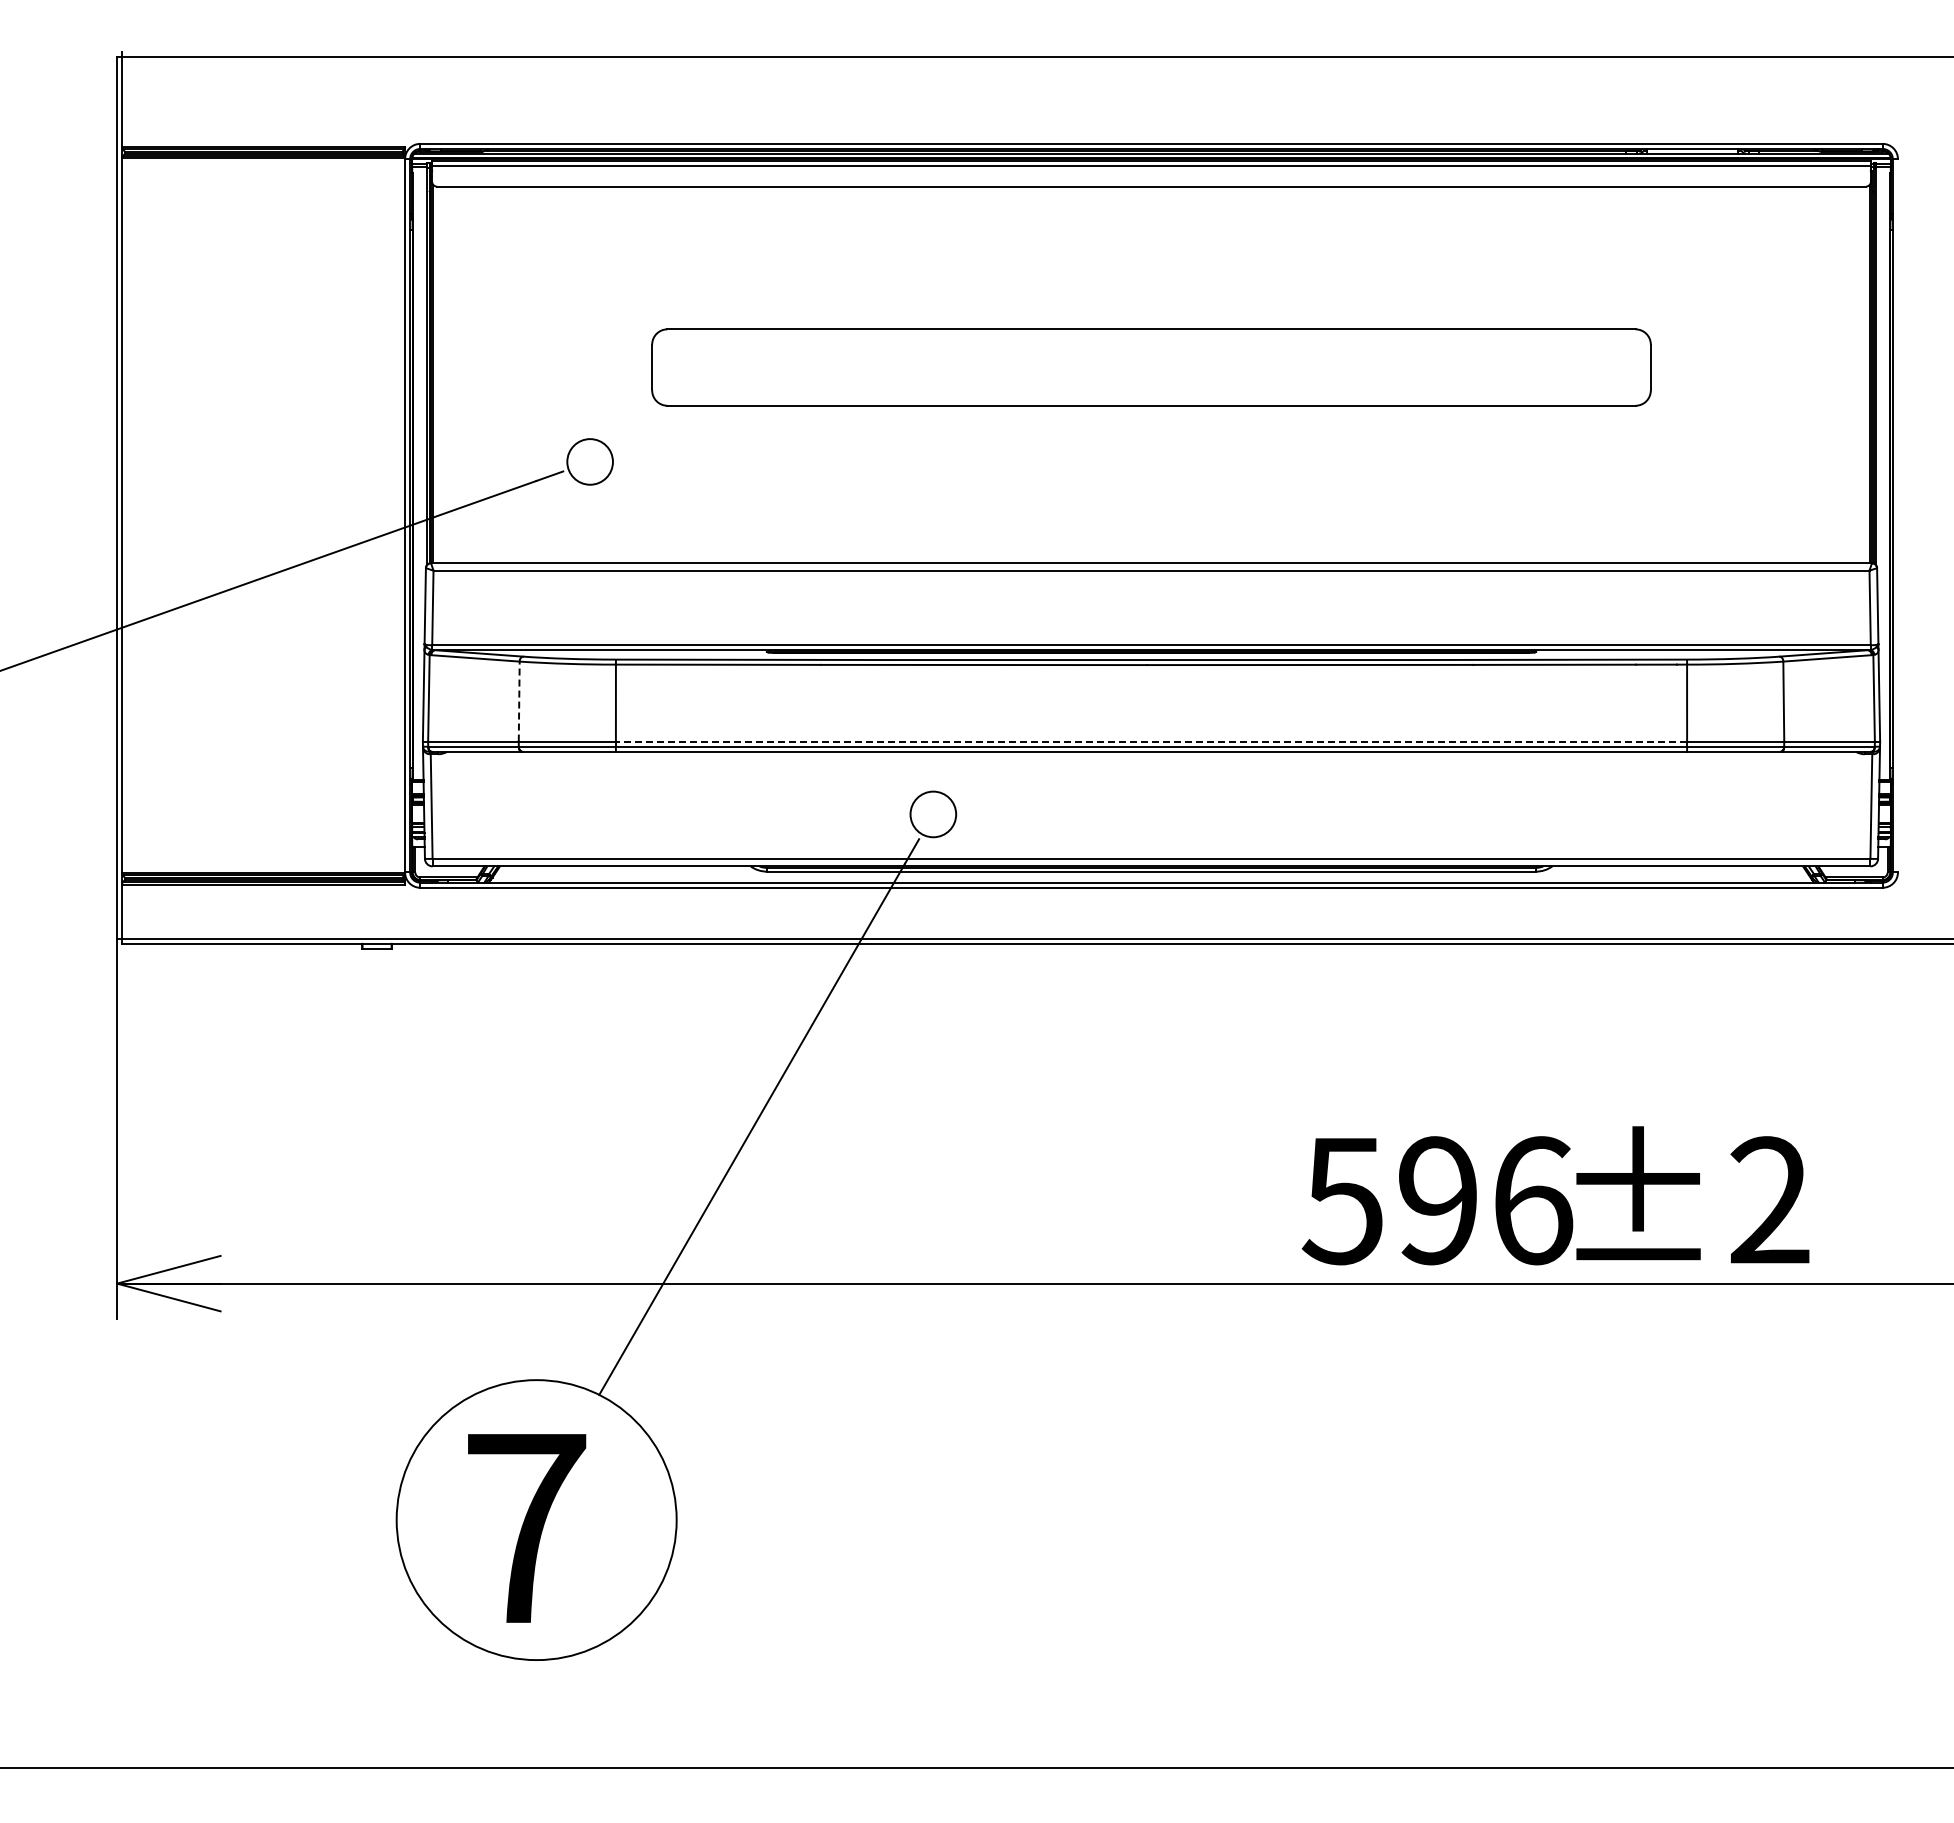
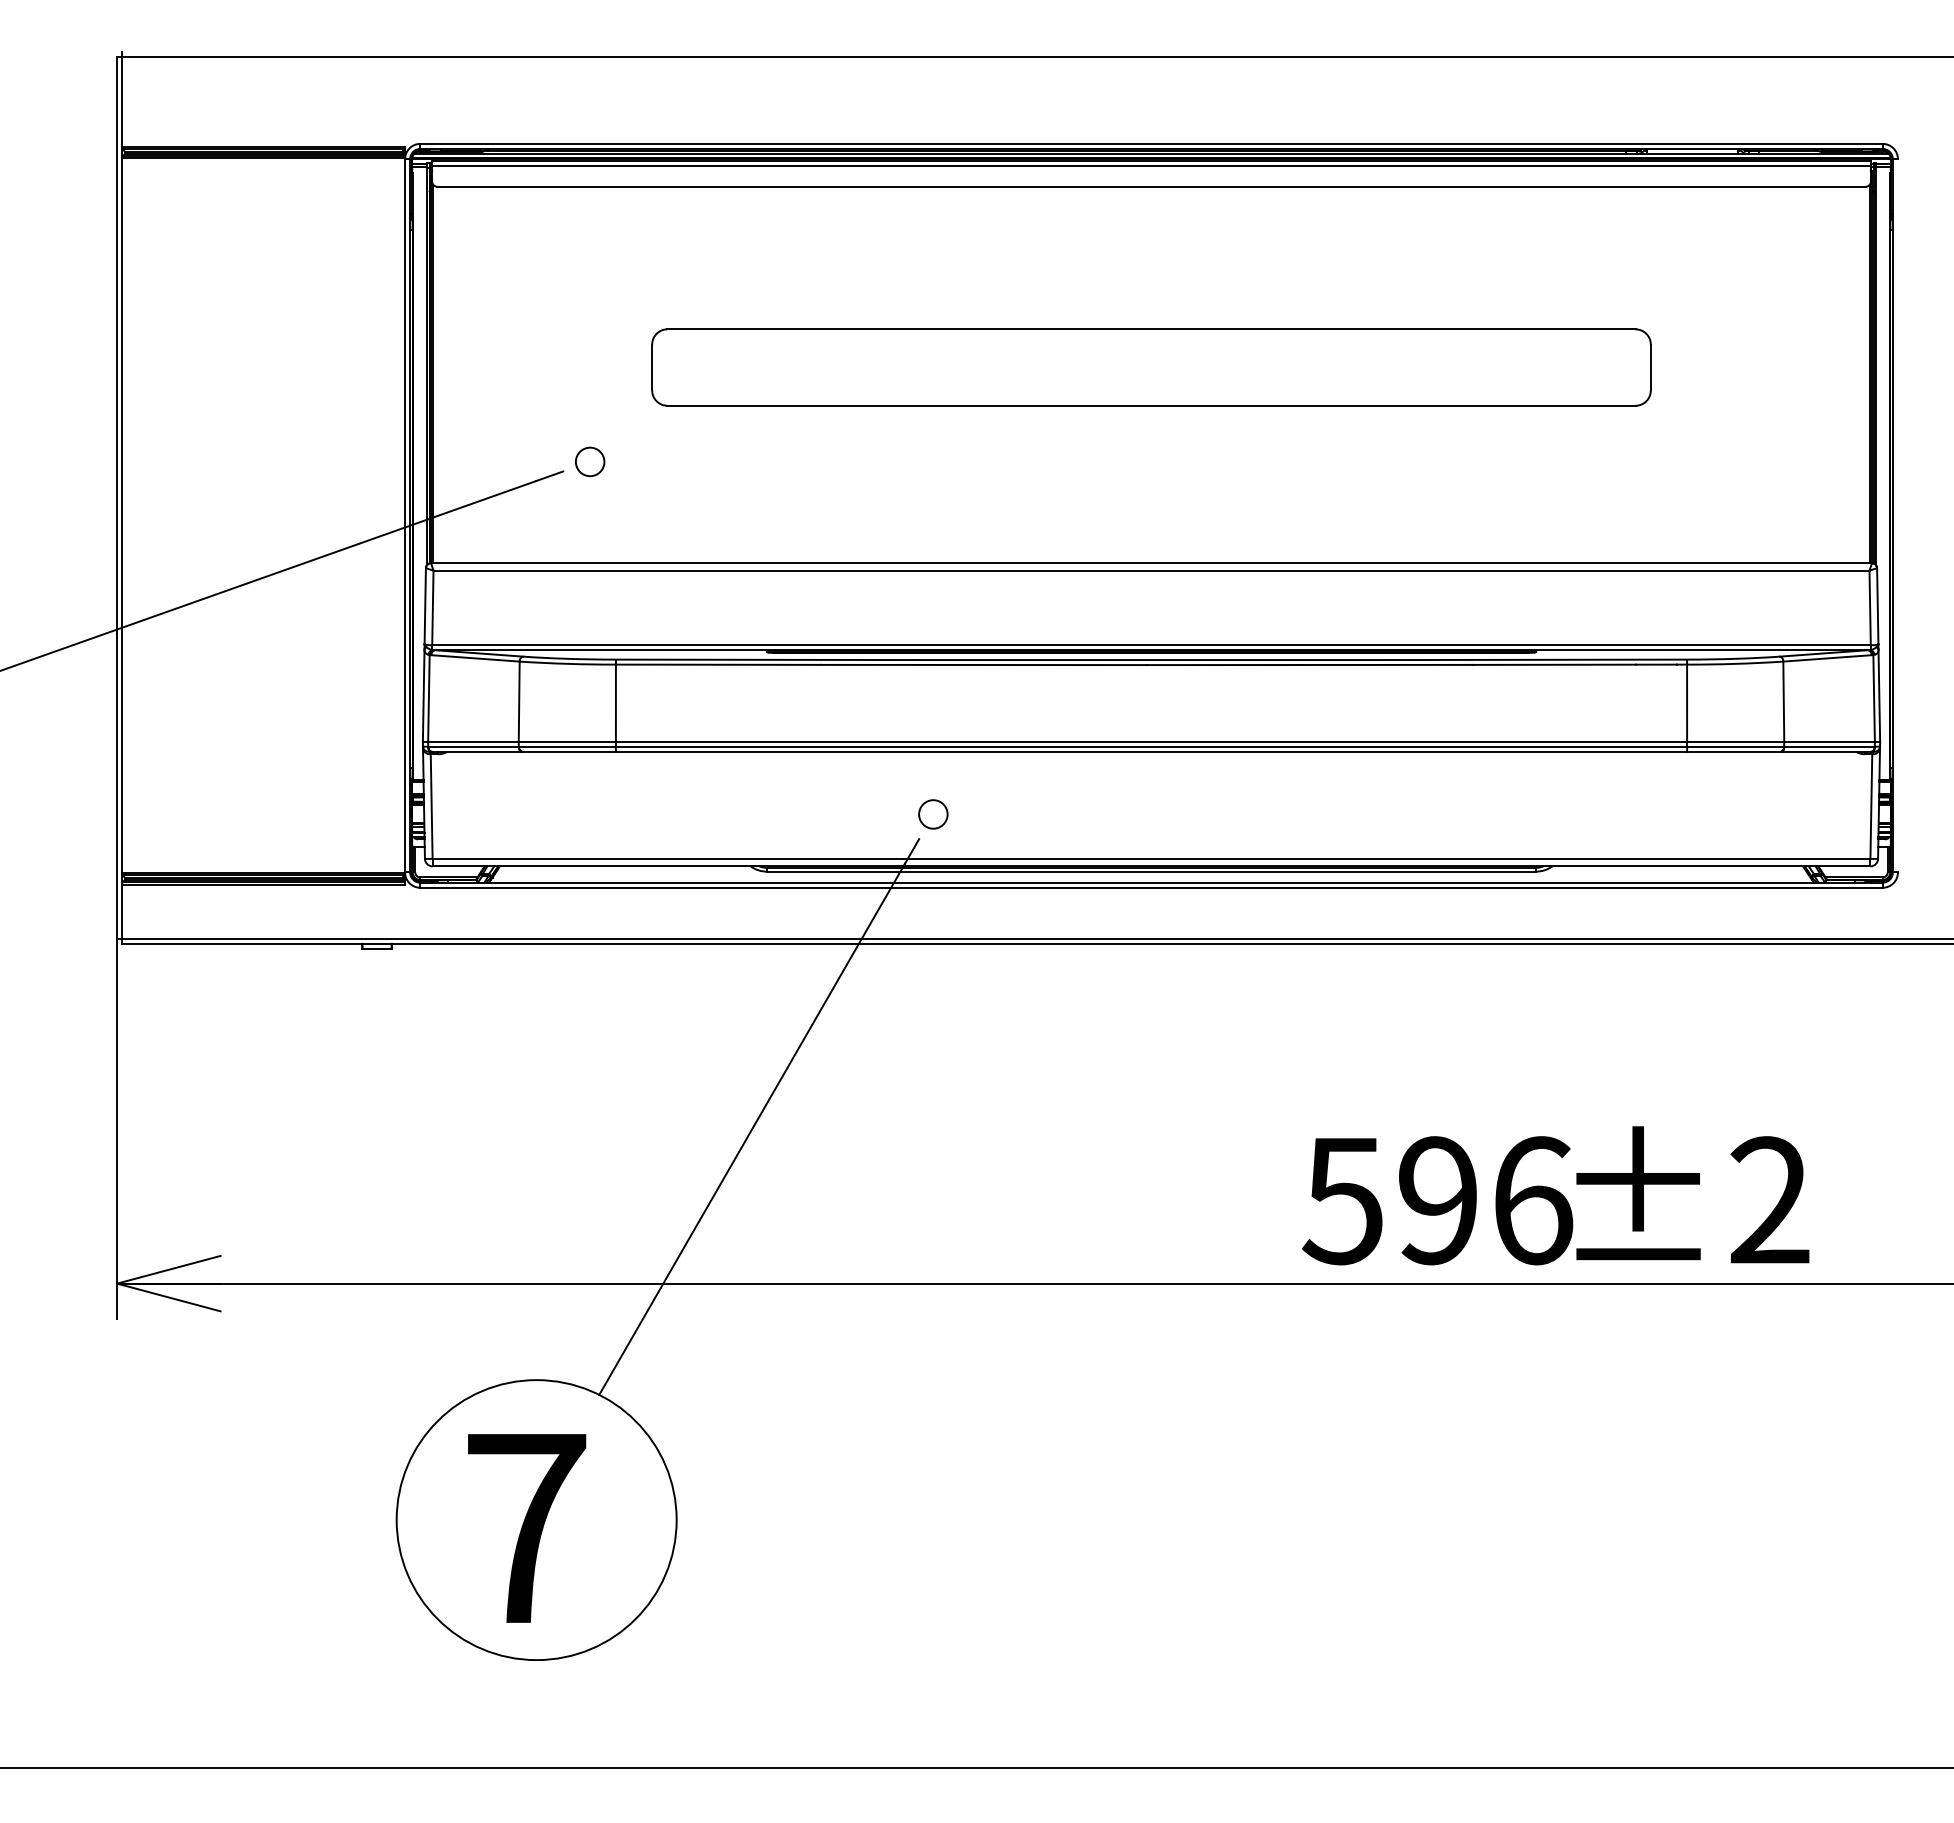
circle diameter: 46 px -> 29 px (589, 461)
line: dashed -> solid (519, 701)
line: dashed -> solid (1151, 741)
circle diameter: 46 px -> 29 px (933, 814)
